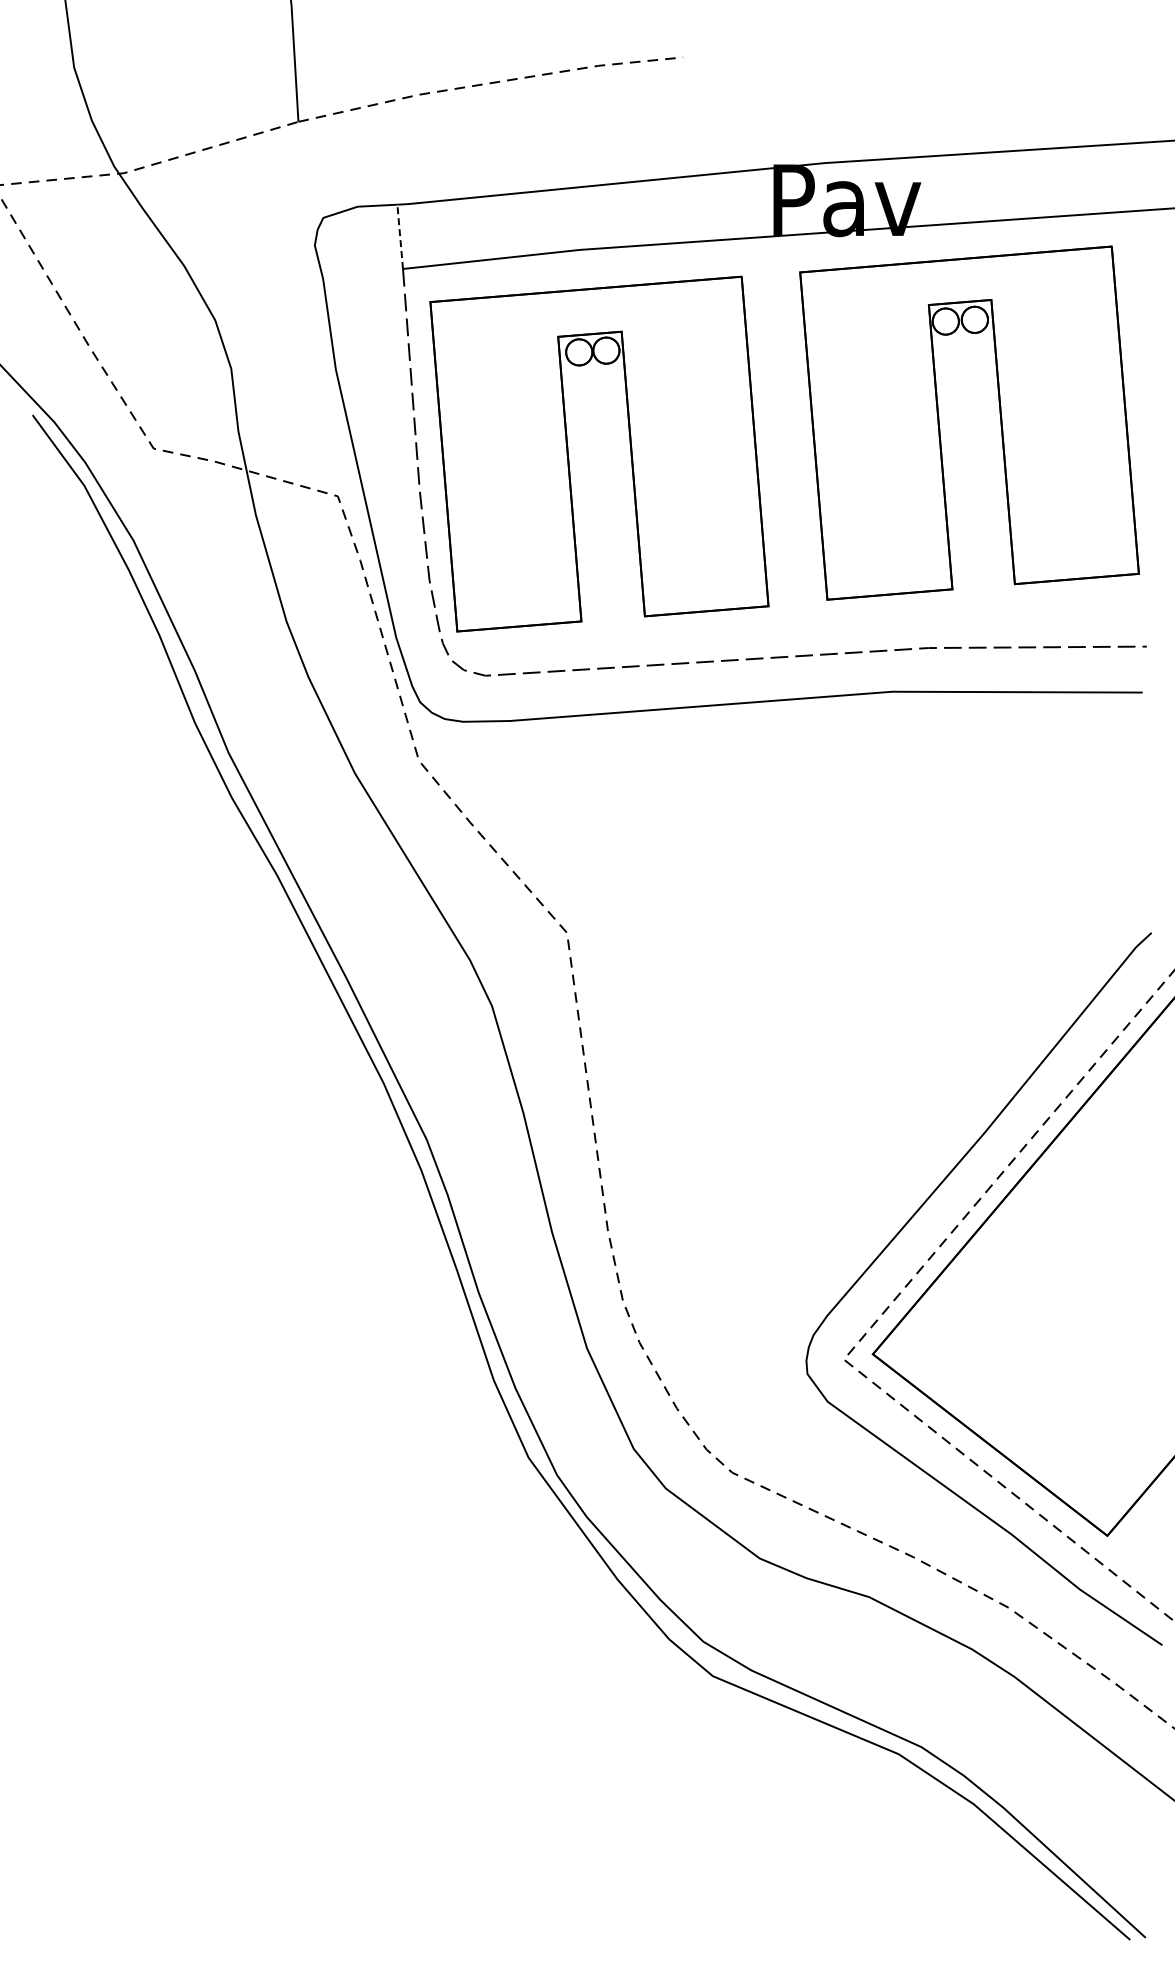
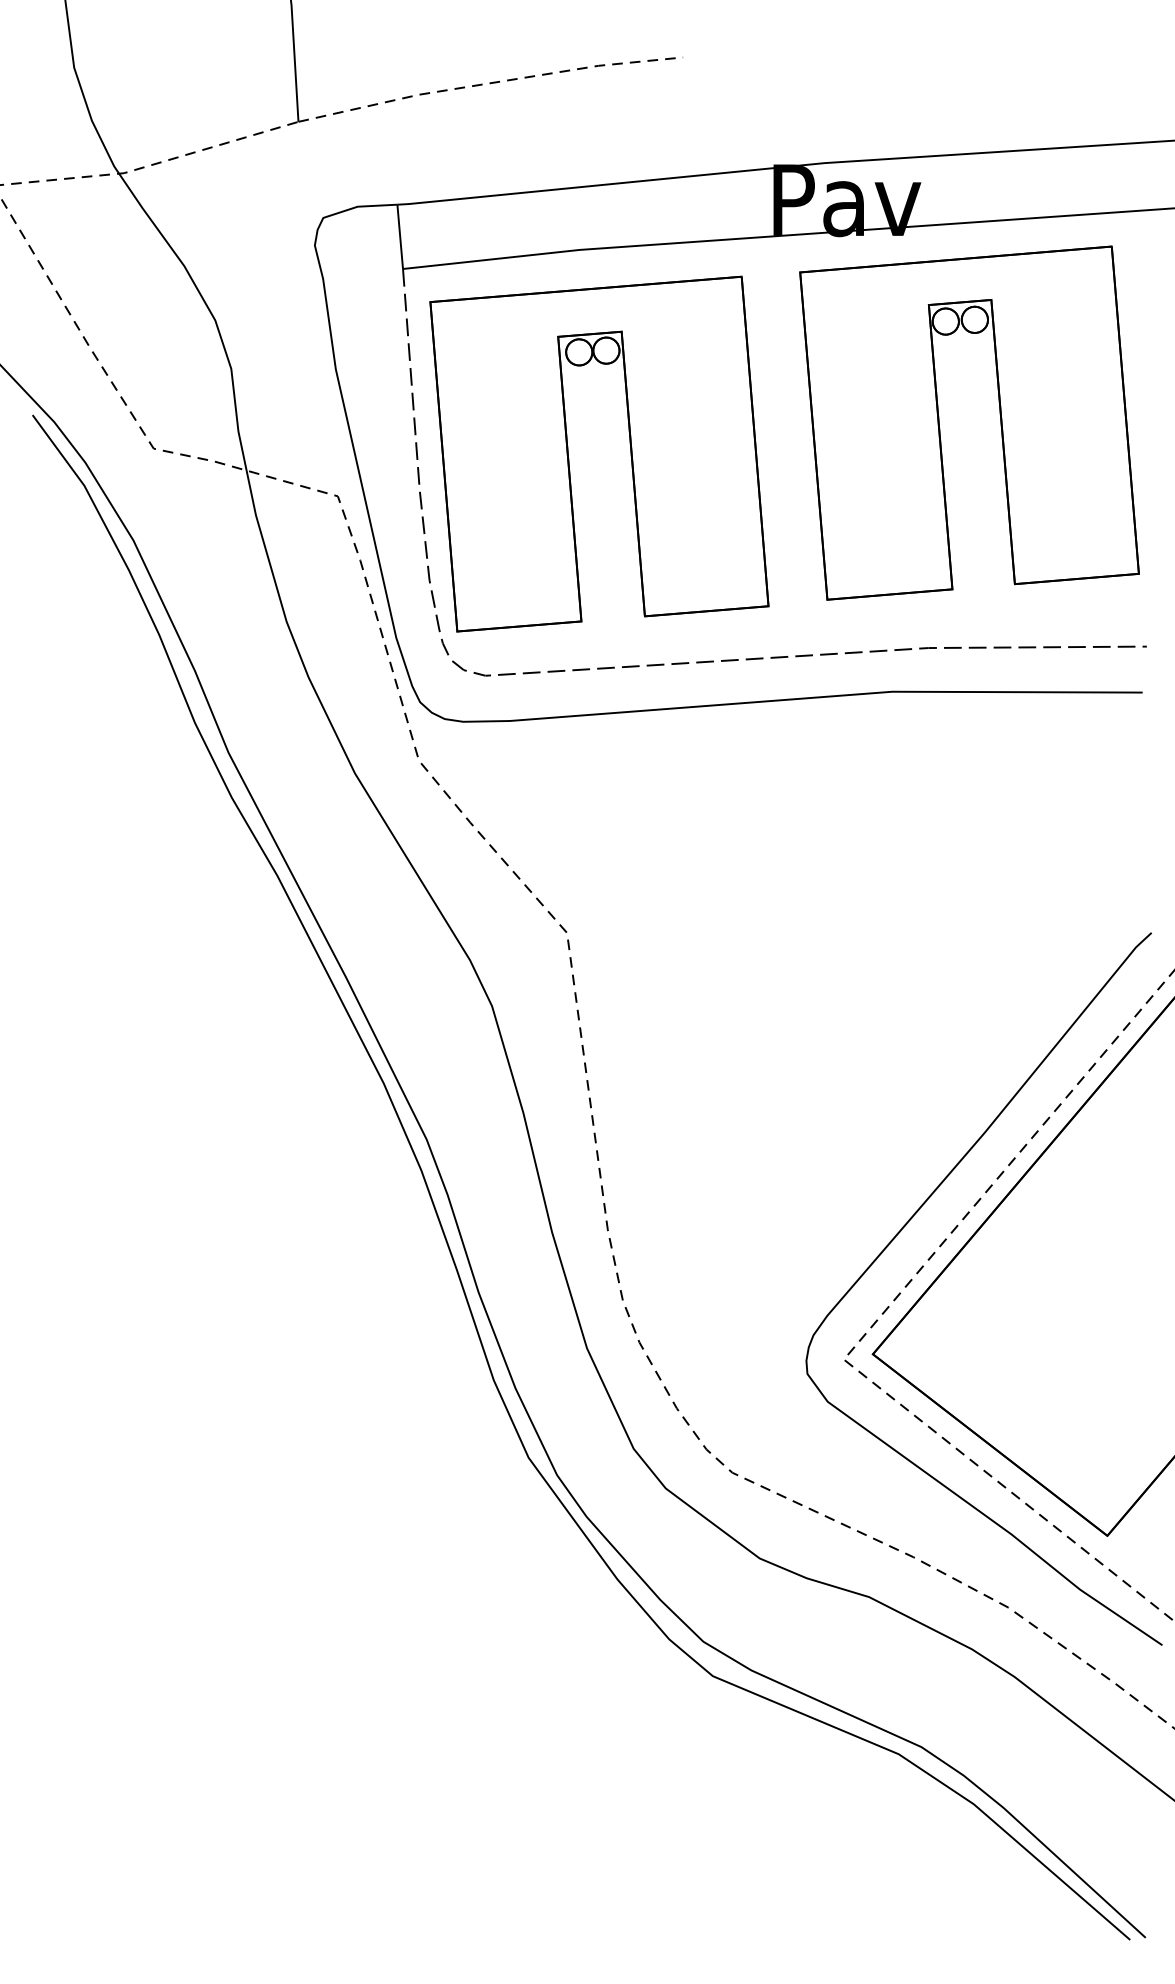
line: dashed -> solid (400, 236)
